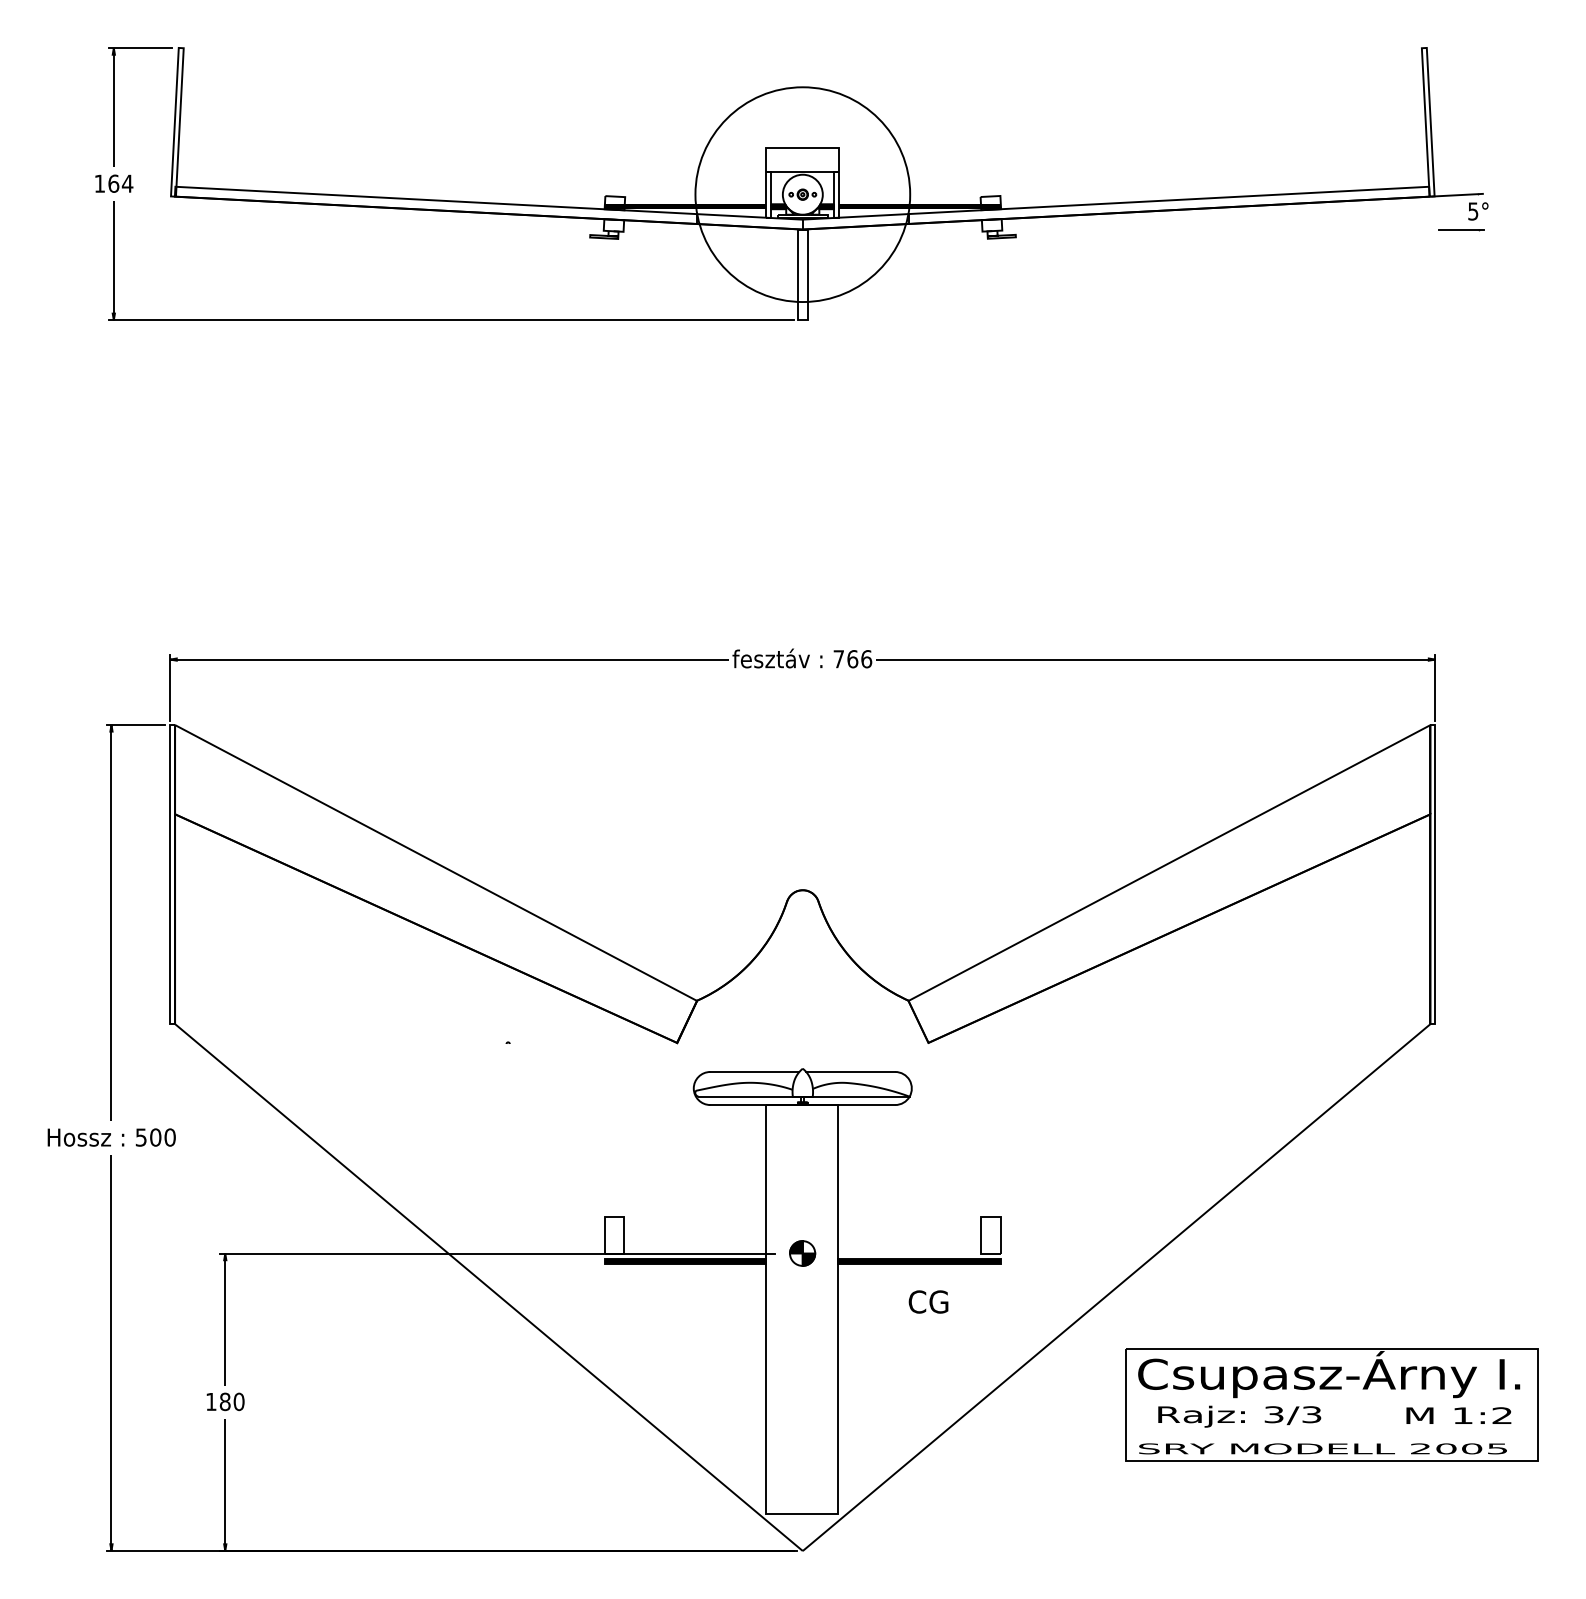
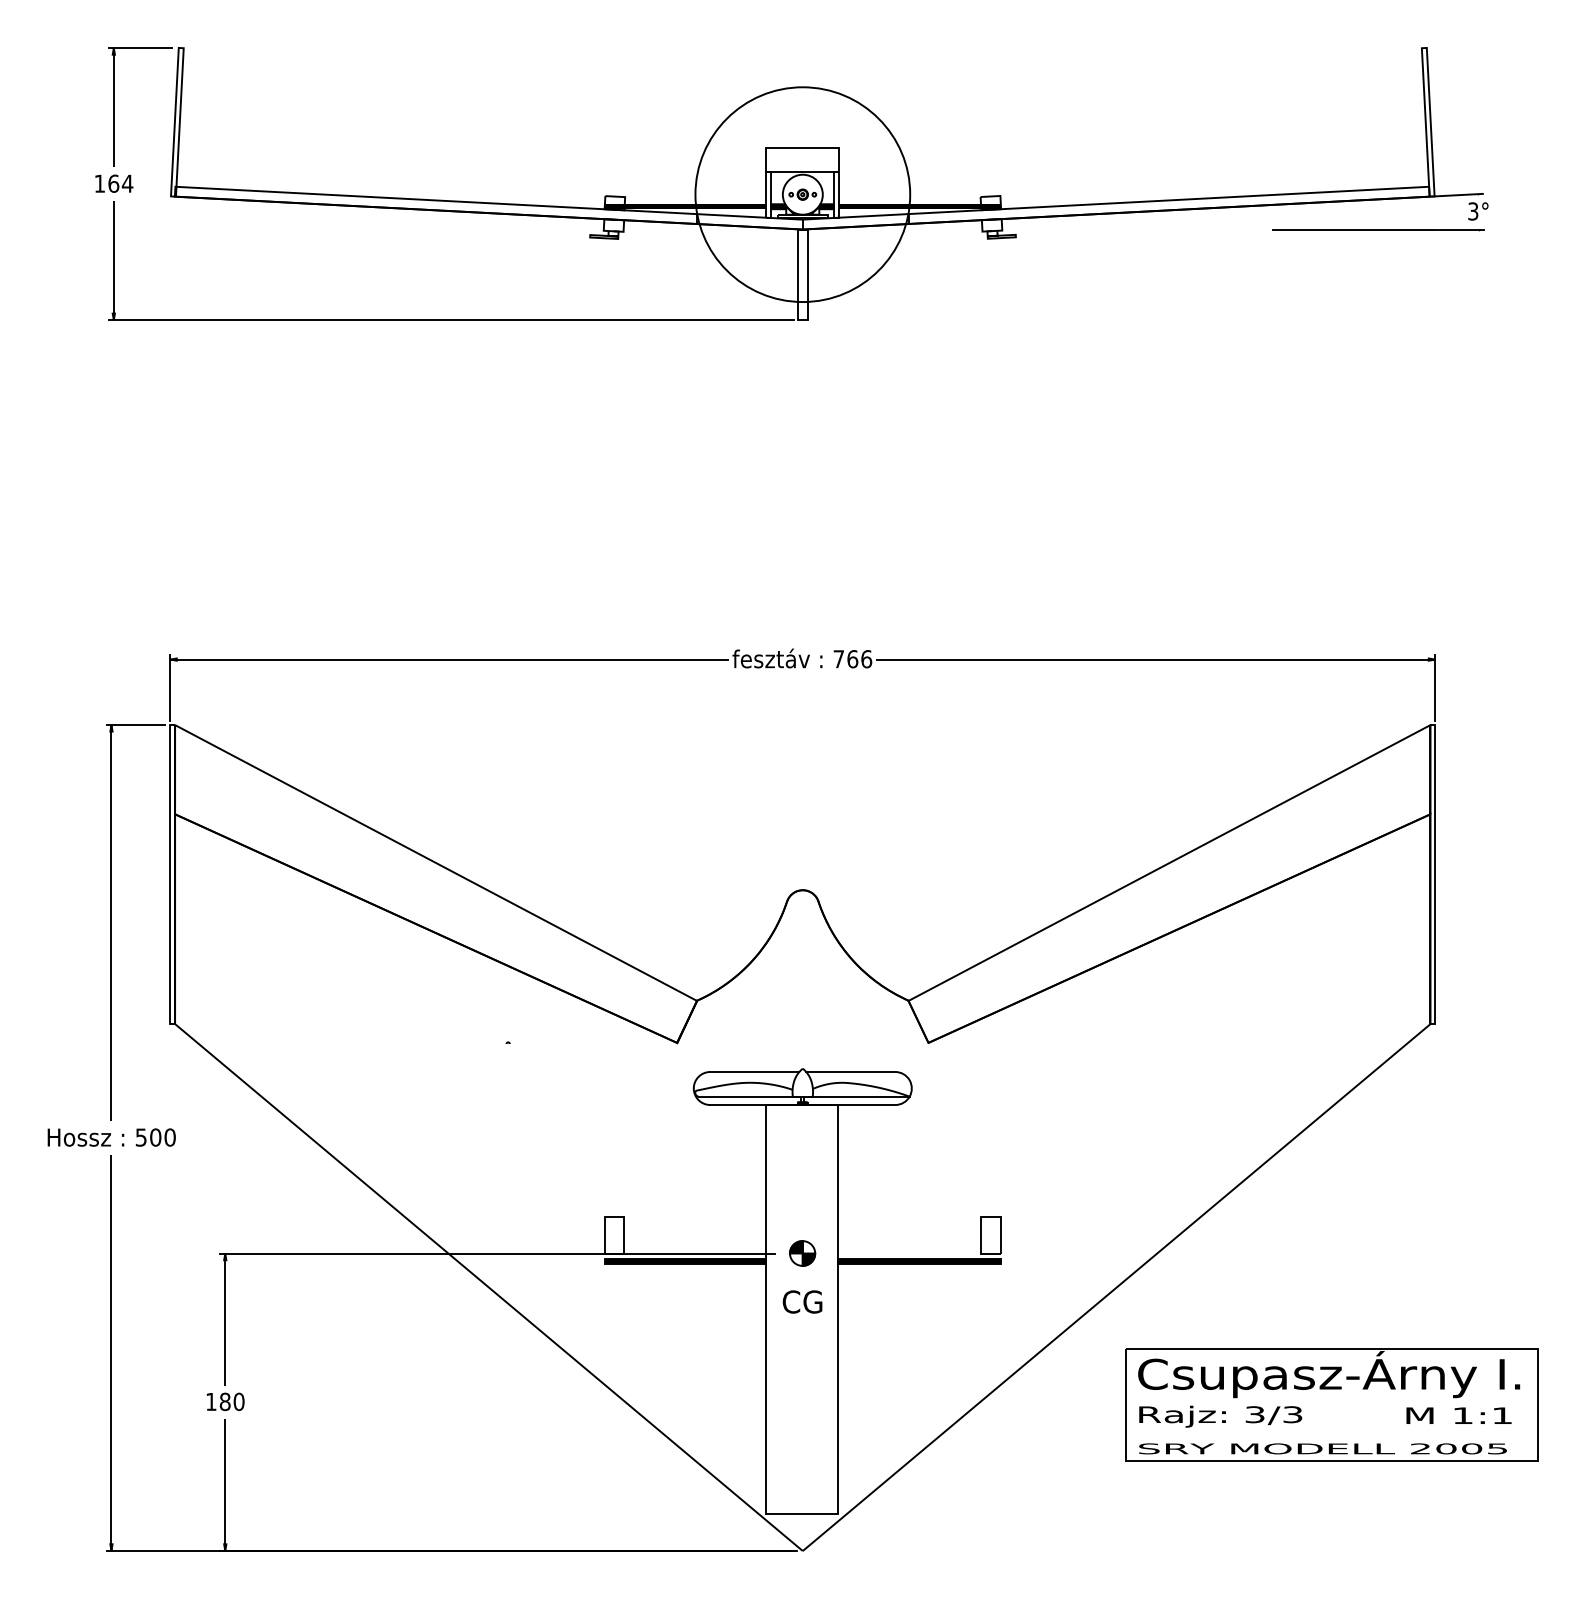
text: 5° -> 3° (1473, 210)
line: none -> present (1354, 229)
text position: (928, 1301) -> (802, 1301) (802, 1301)
text: 1:2 -> 1:1 (1501, 1415)
text position: (1239, 1416) -> (1220, 1416) (1220, 1416)
